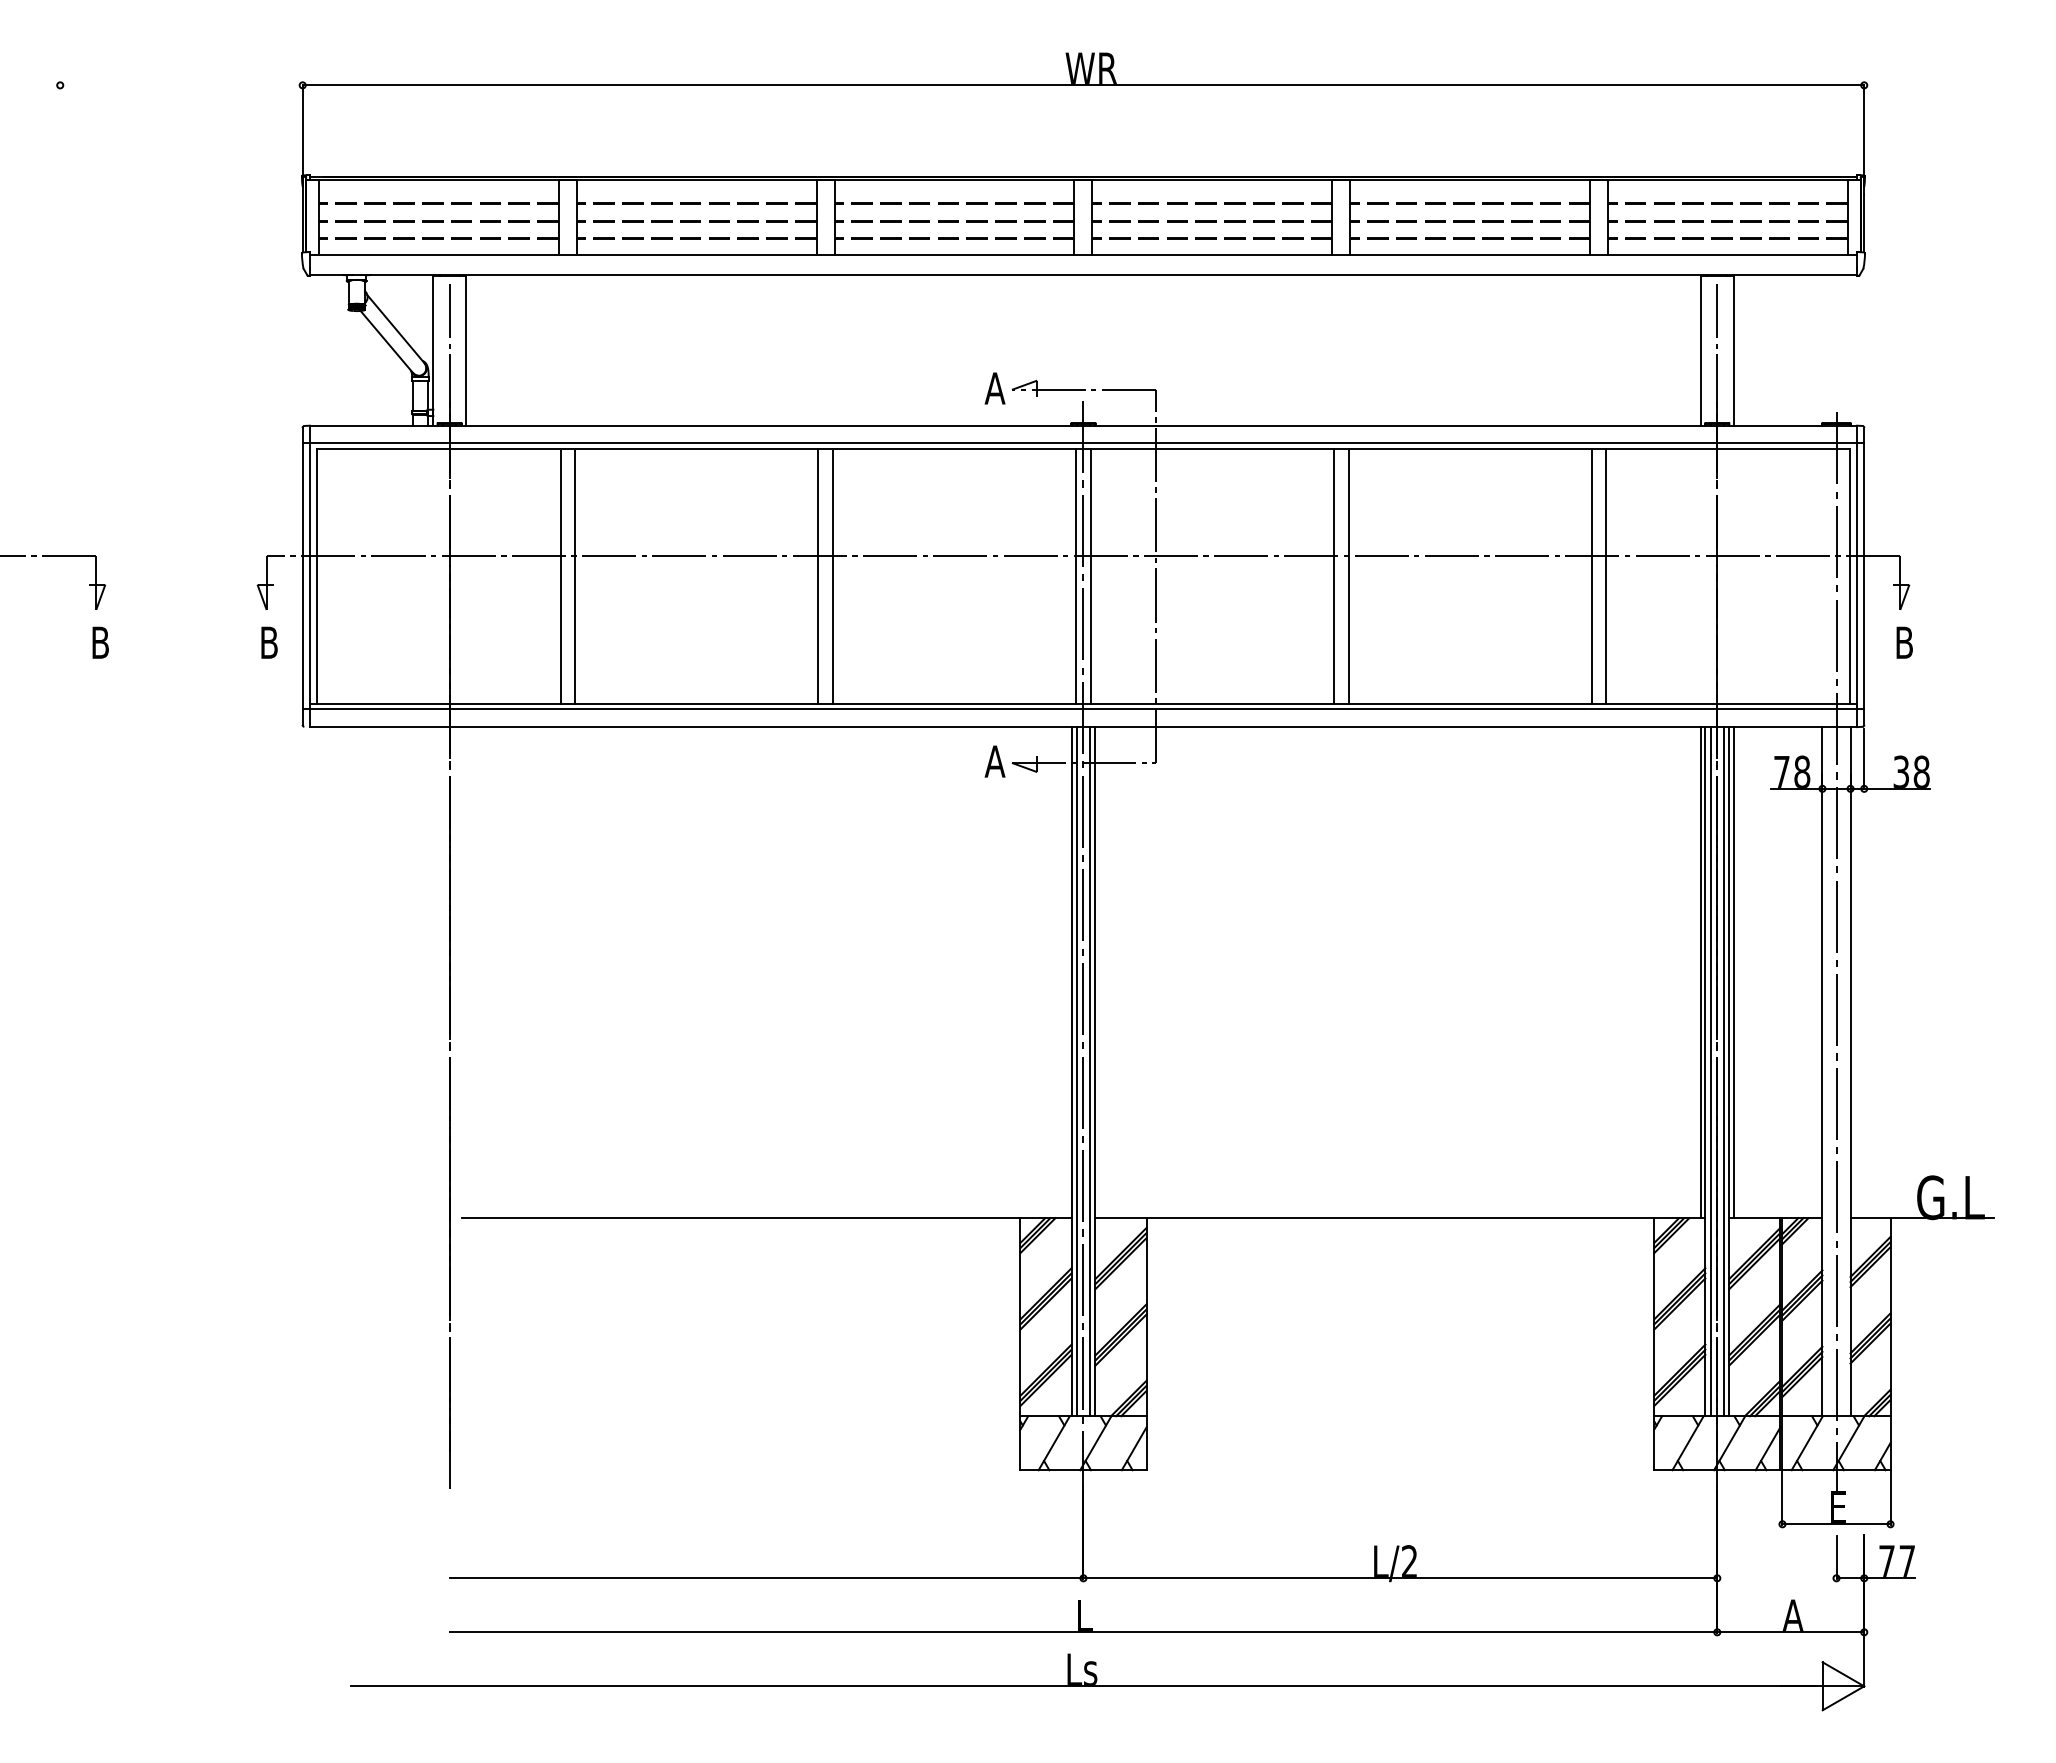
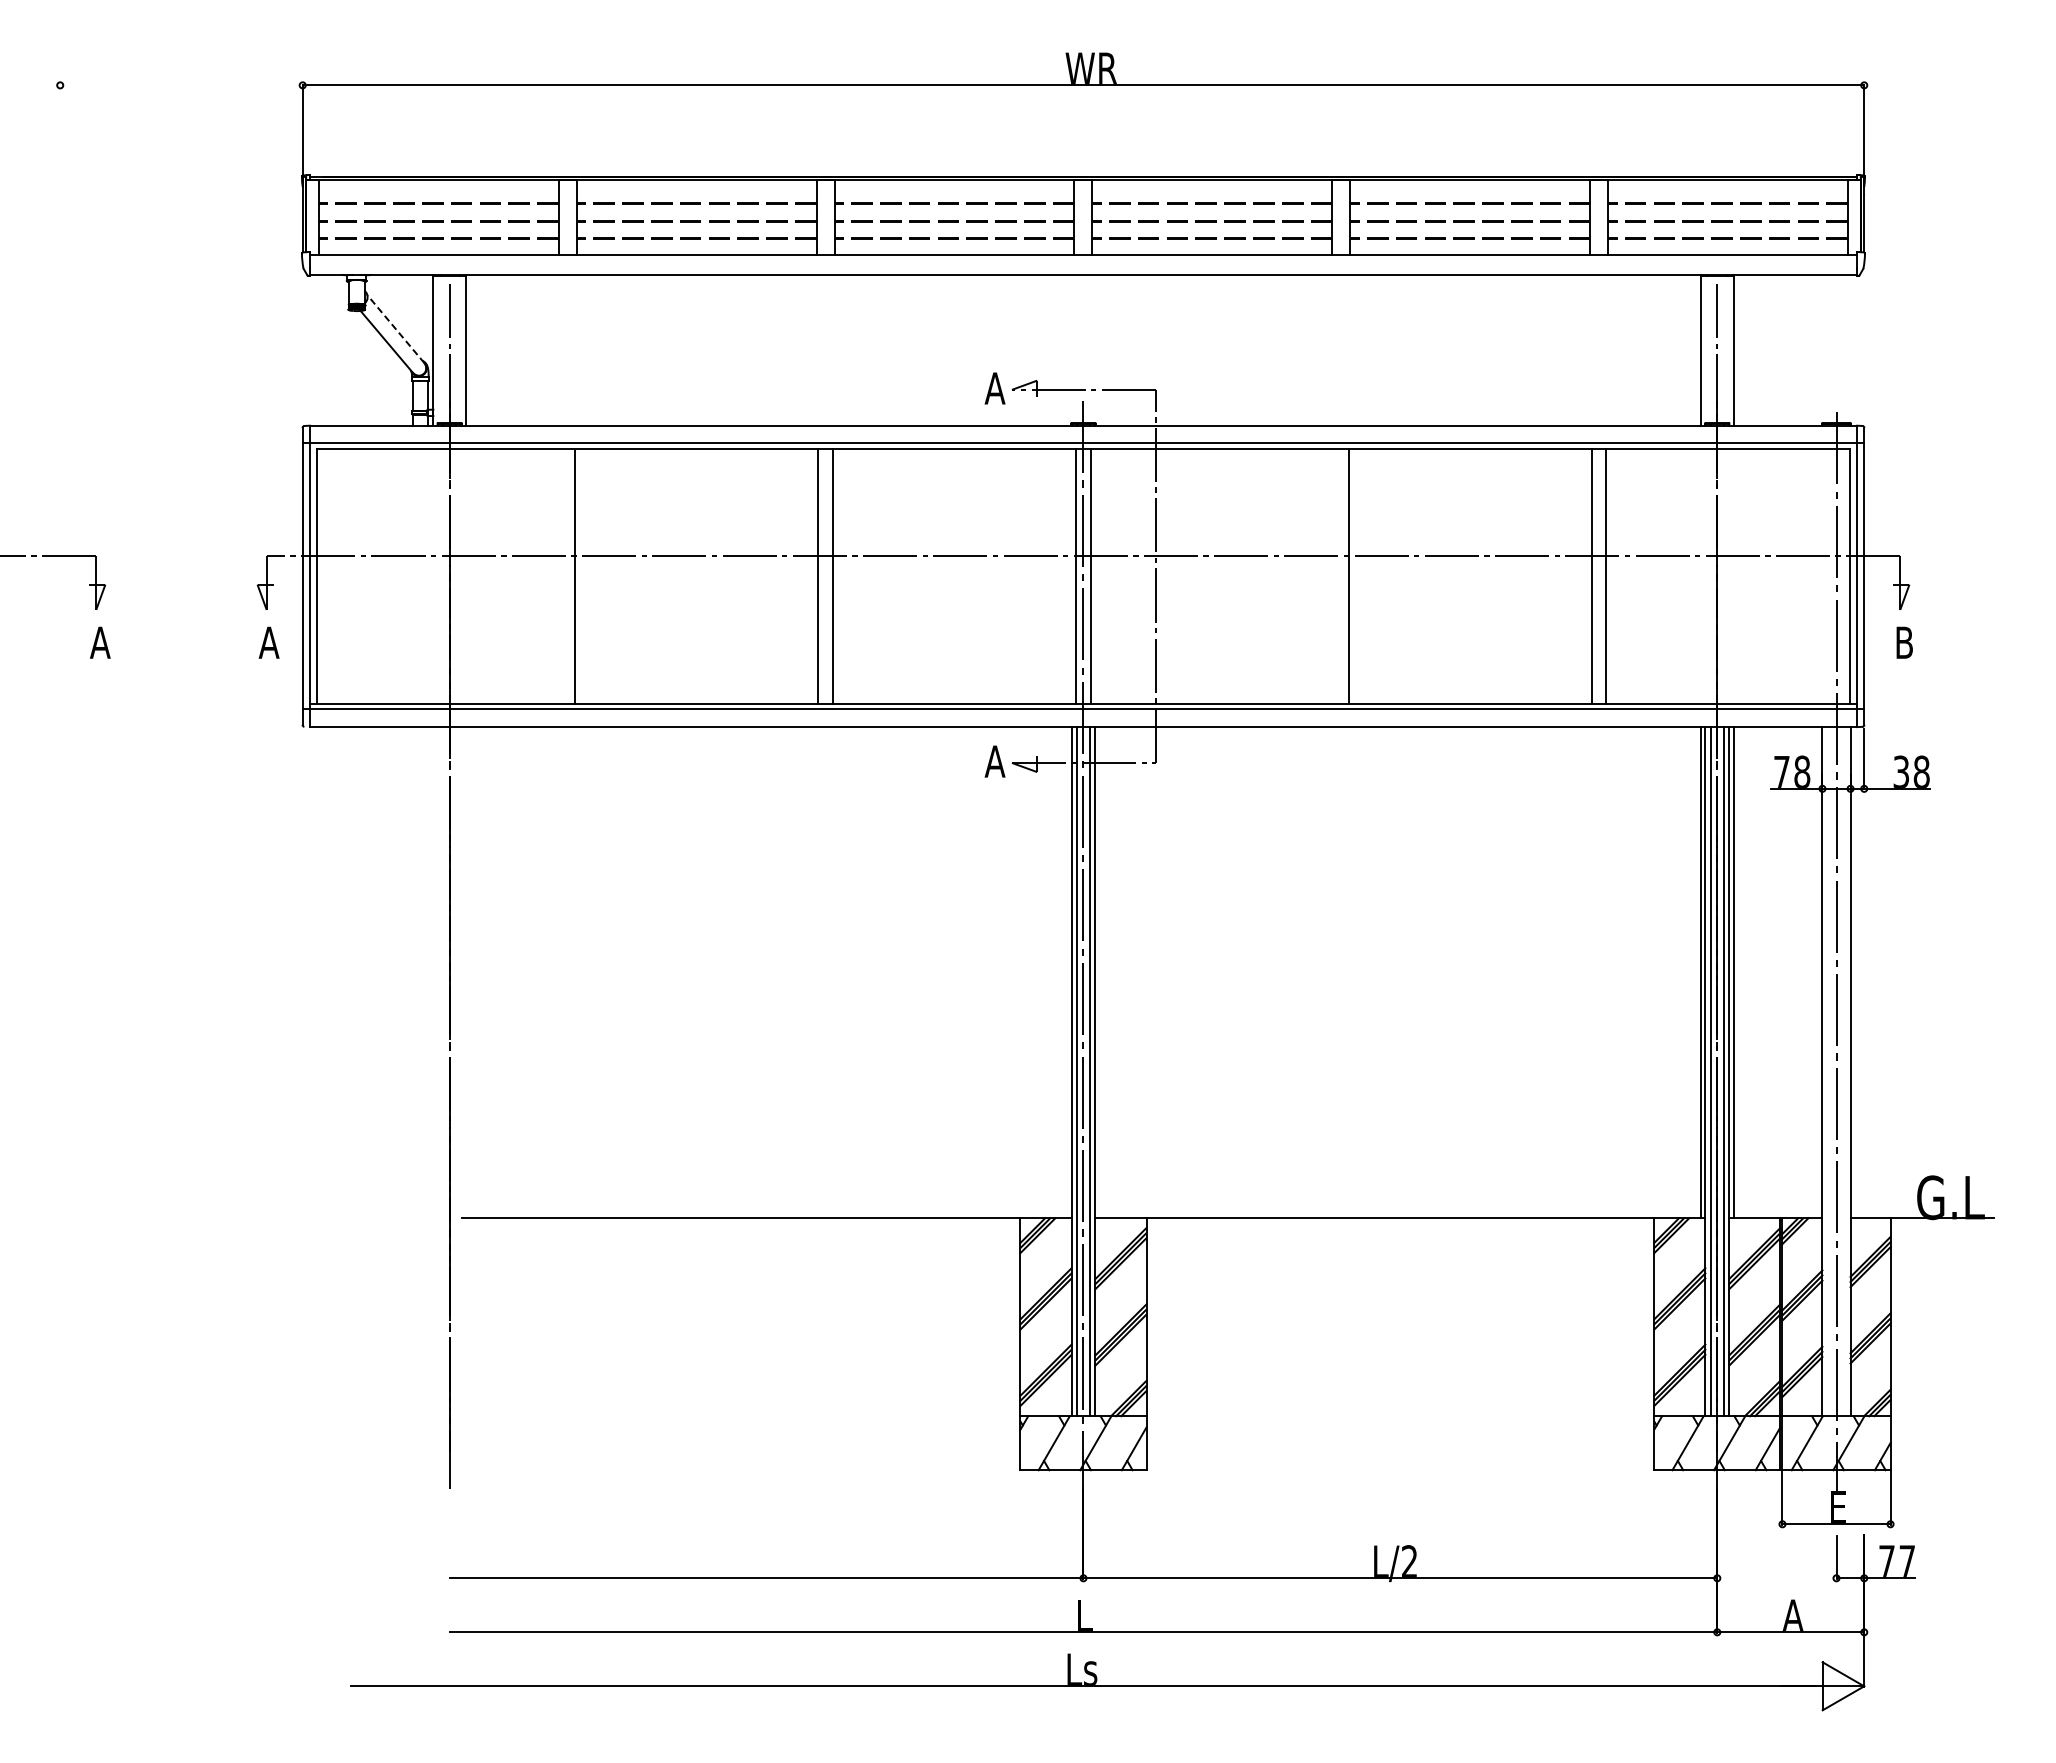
line: solid -> dashed (395, 328)
line: present -> none (560, 576)
line: present -> none (1334, 576)
text: B -> A (100, 642)
text: B -> A (268, 642)
